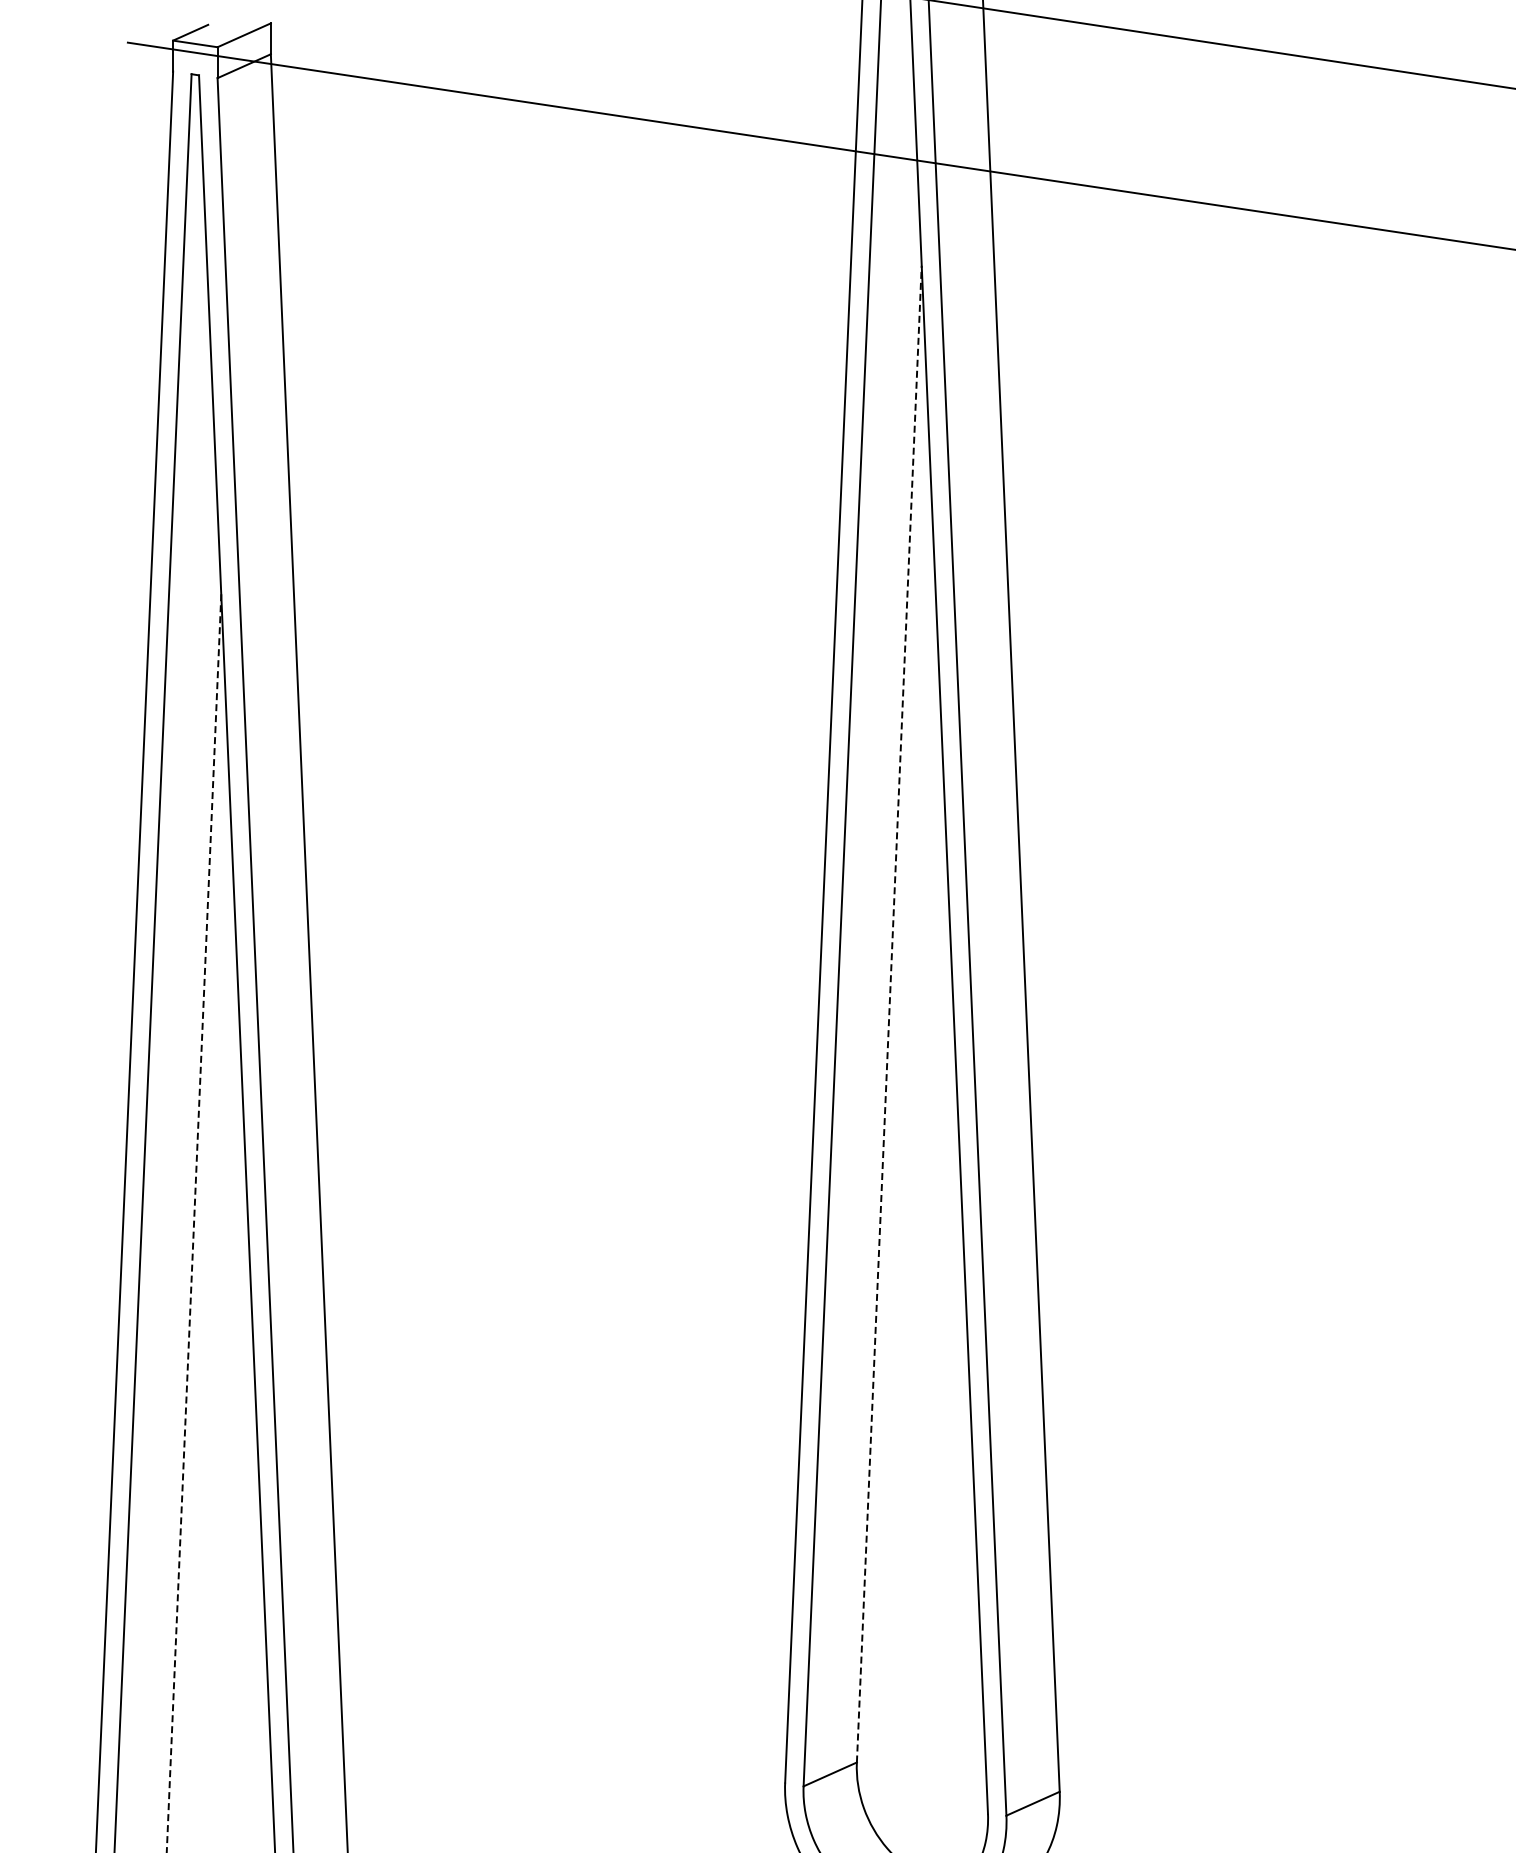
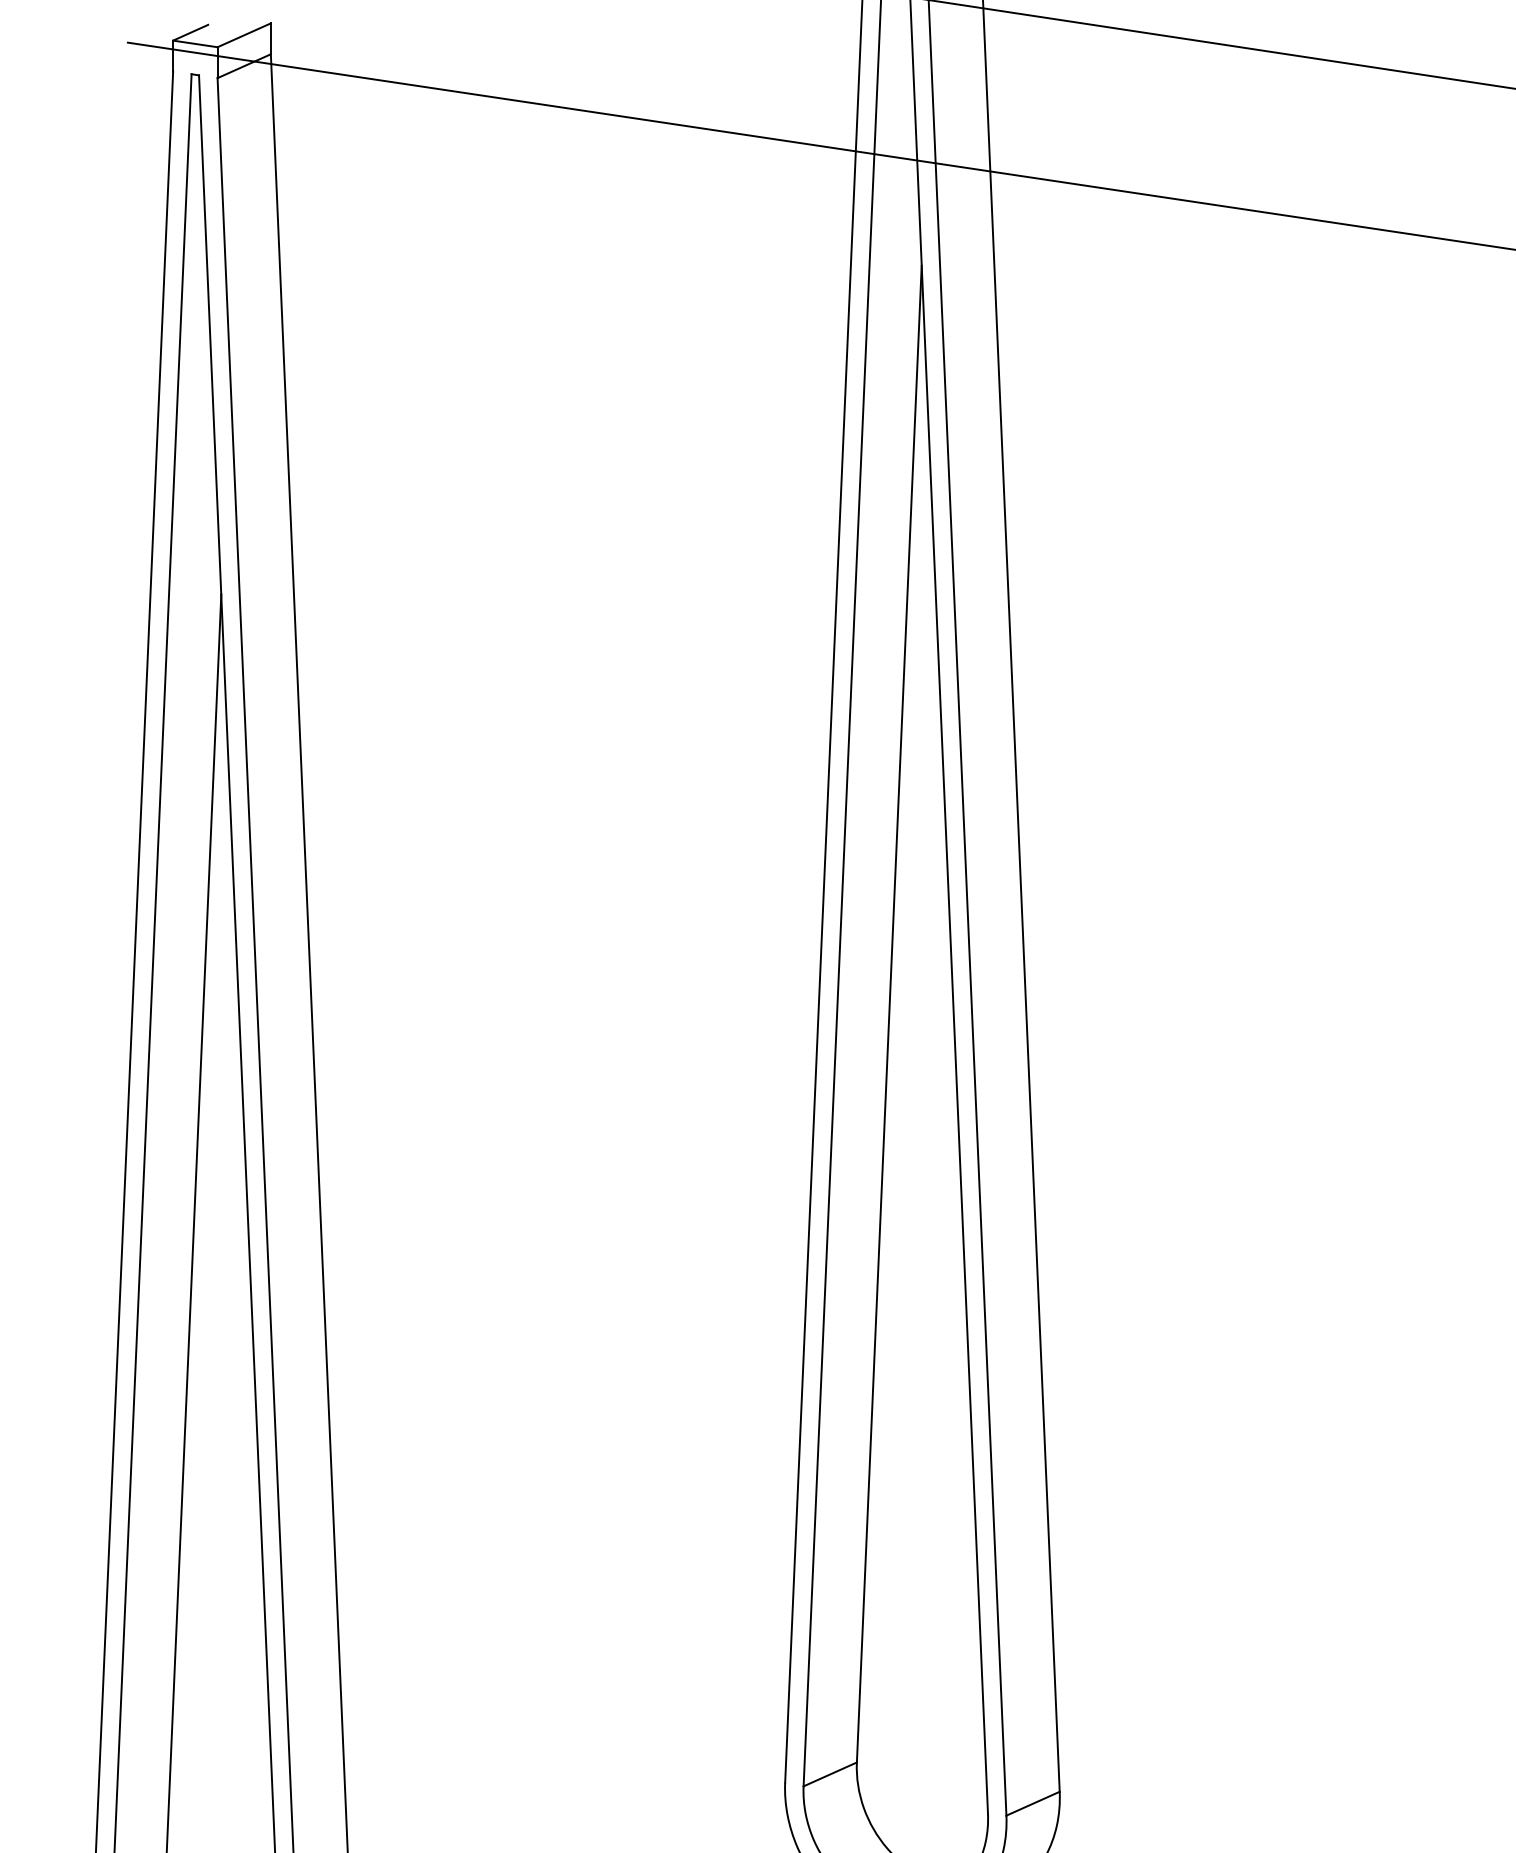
line: dashed -> solid (889, 1013)
line: dashed -> solid (194, 1223)
